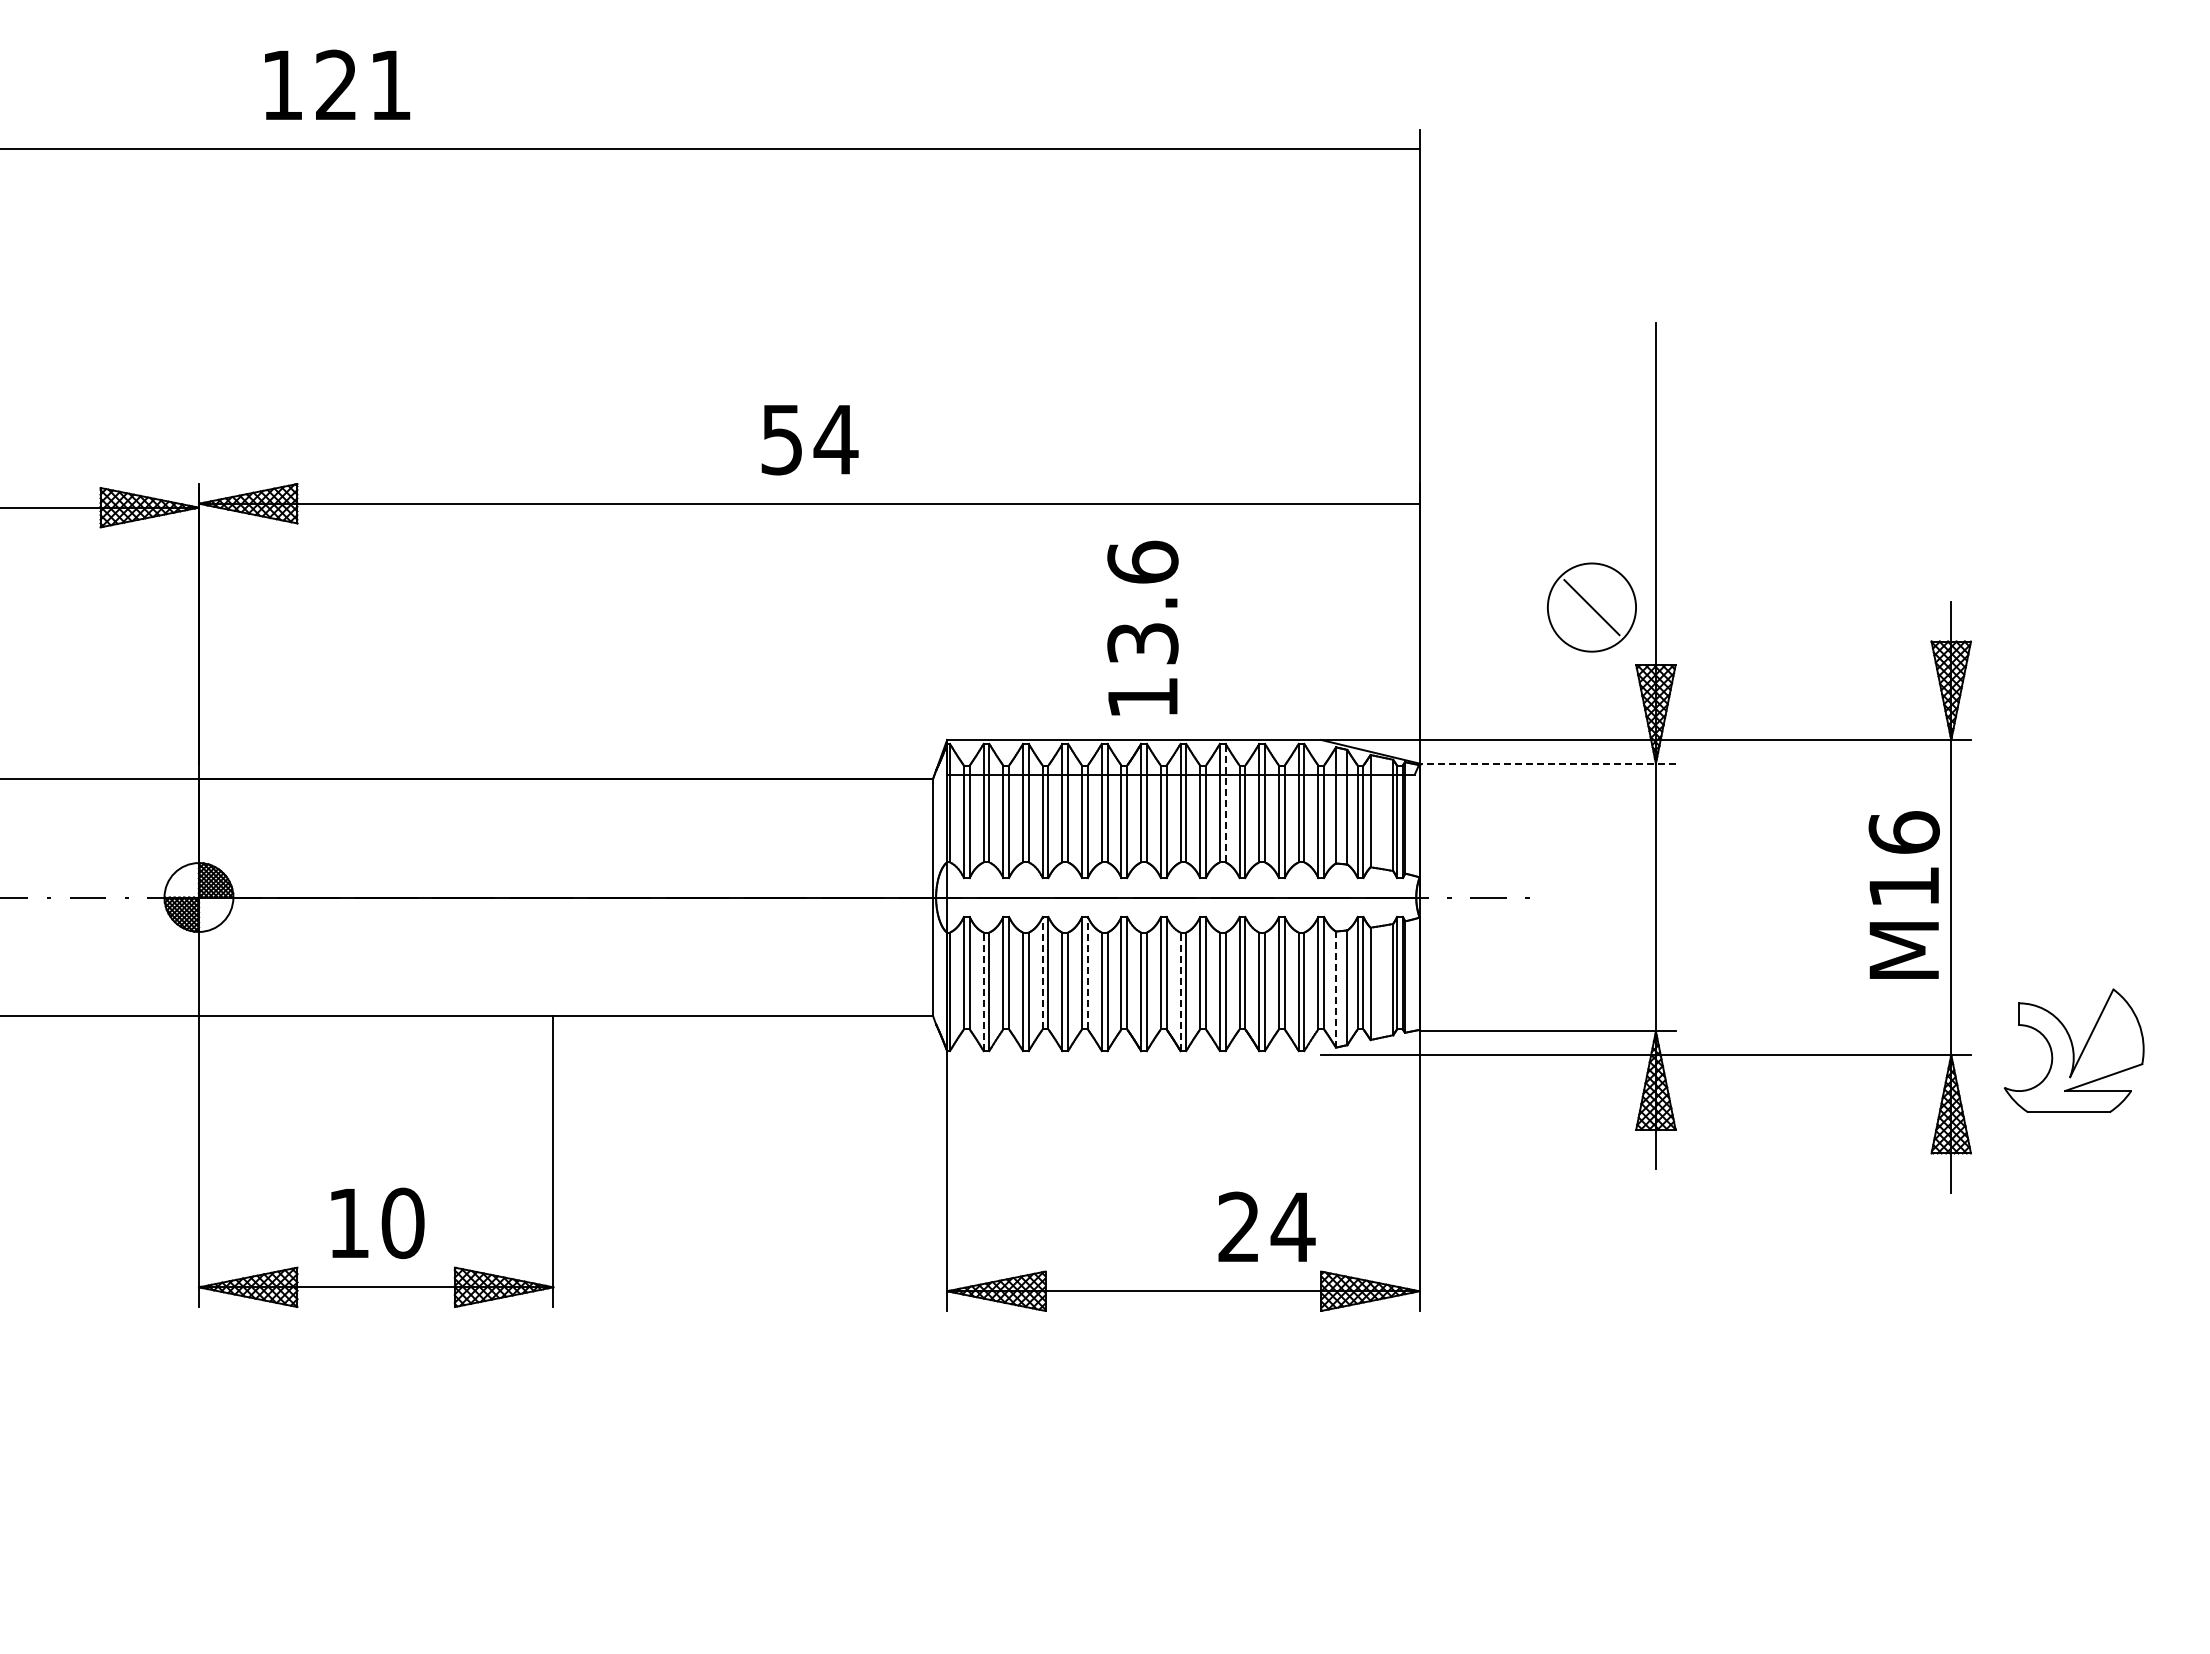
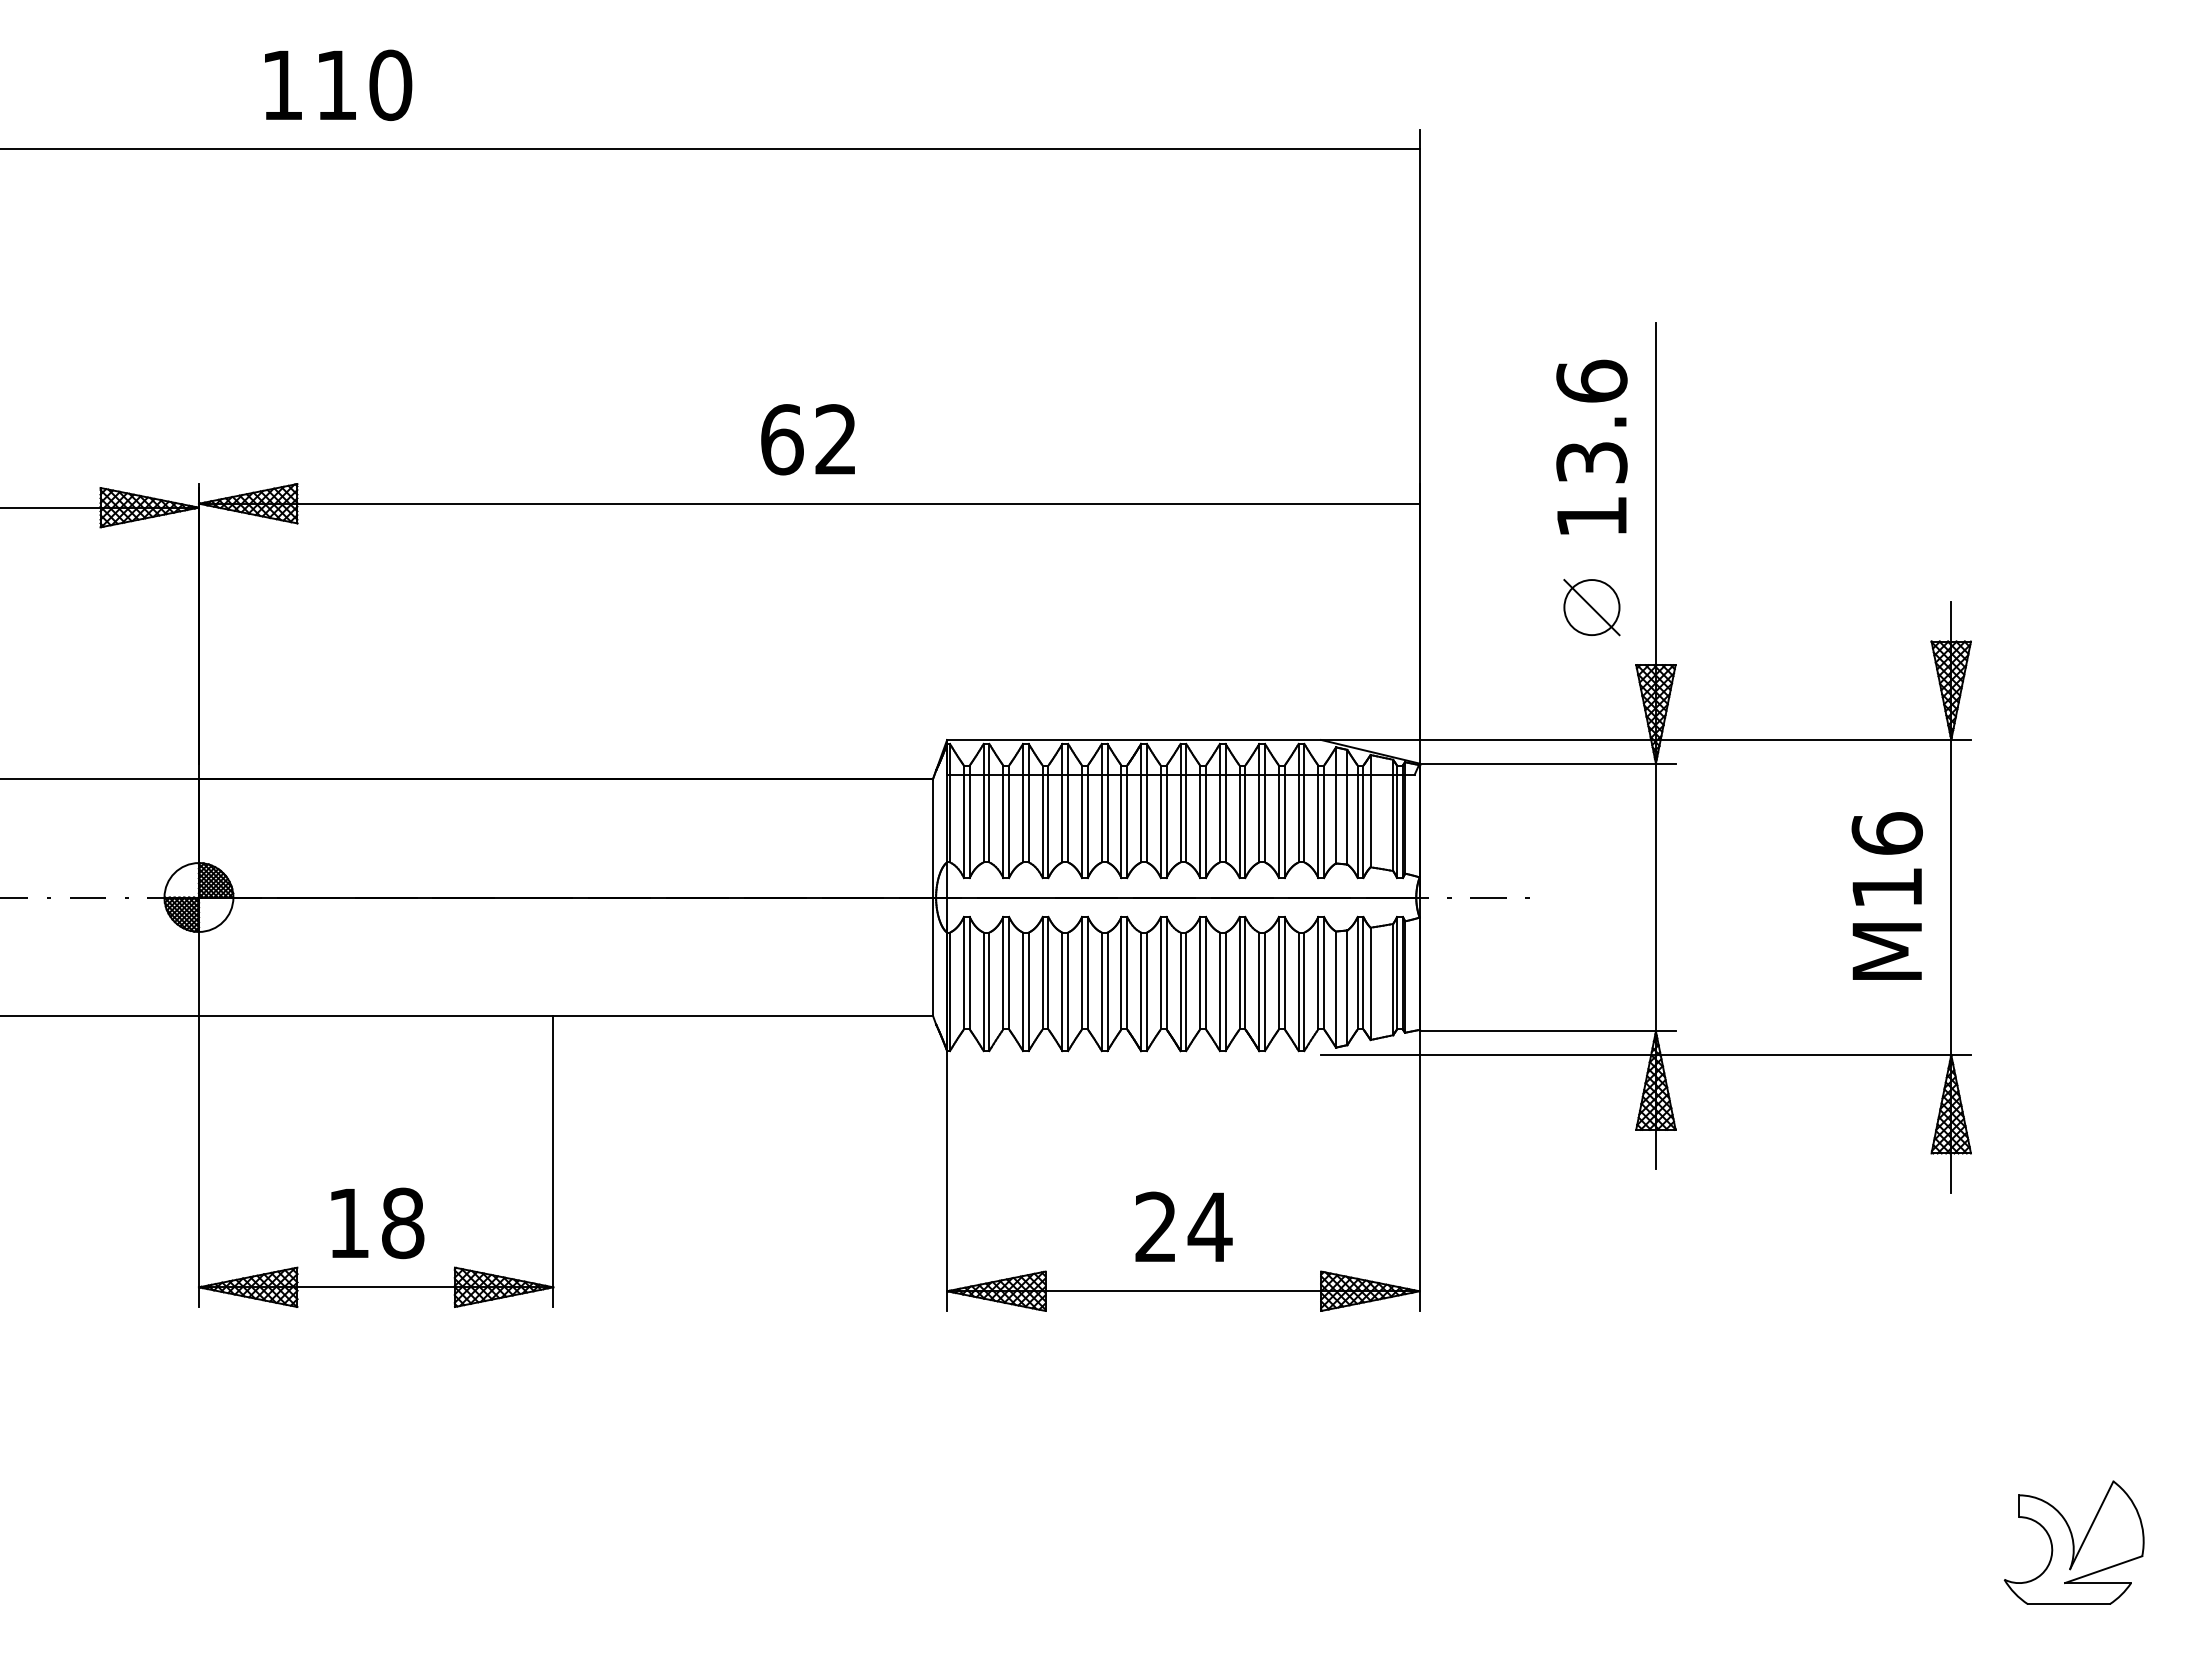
text: 121 -> 110 (364, 85)
text: 54 -> 62 (809, 439)
circle diameter: 88 px -> 55 px (1591, 607)
text position: (1142, 627) -> (1591, 446) (1591, 446)
line: dashed -> solid (1547, 763)
line: dashed -> solid (1225, 802)
text position: (1903, 894) -> (1886, 895) (1886, 895)
line: dashed -> solid (1042, 972)
line: dashed -> solid (1087, 972)
line: dashed -> solid (1336, 989)
line: dashed -> solid (983, 991)
line: dashed -> solid (1180, 991)
part position: (2073, 1050) -> (2073, 1542) (2073, 1542)
text: 10 -> 18 (402, 1223)
text position: (1266, 1226) -> (1183, 1226) (1183, 1226)
